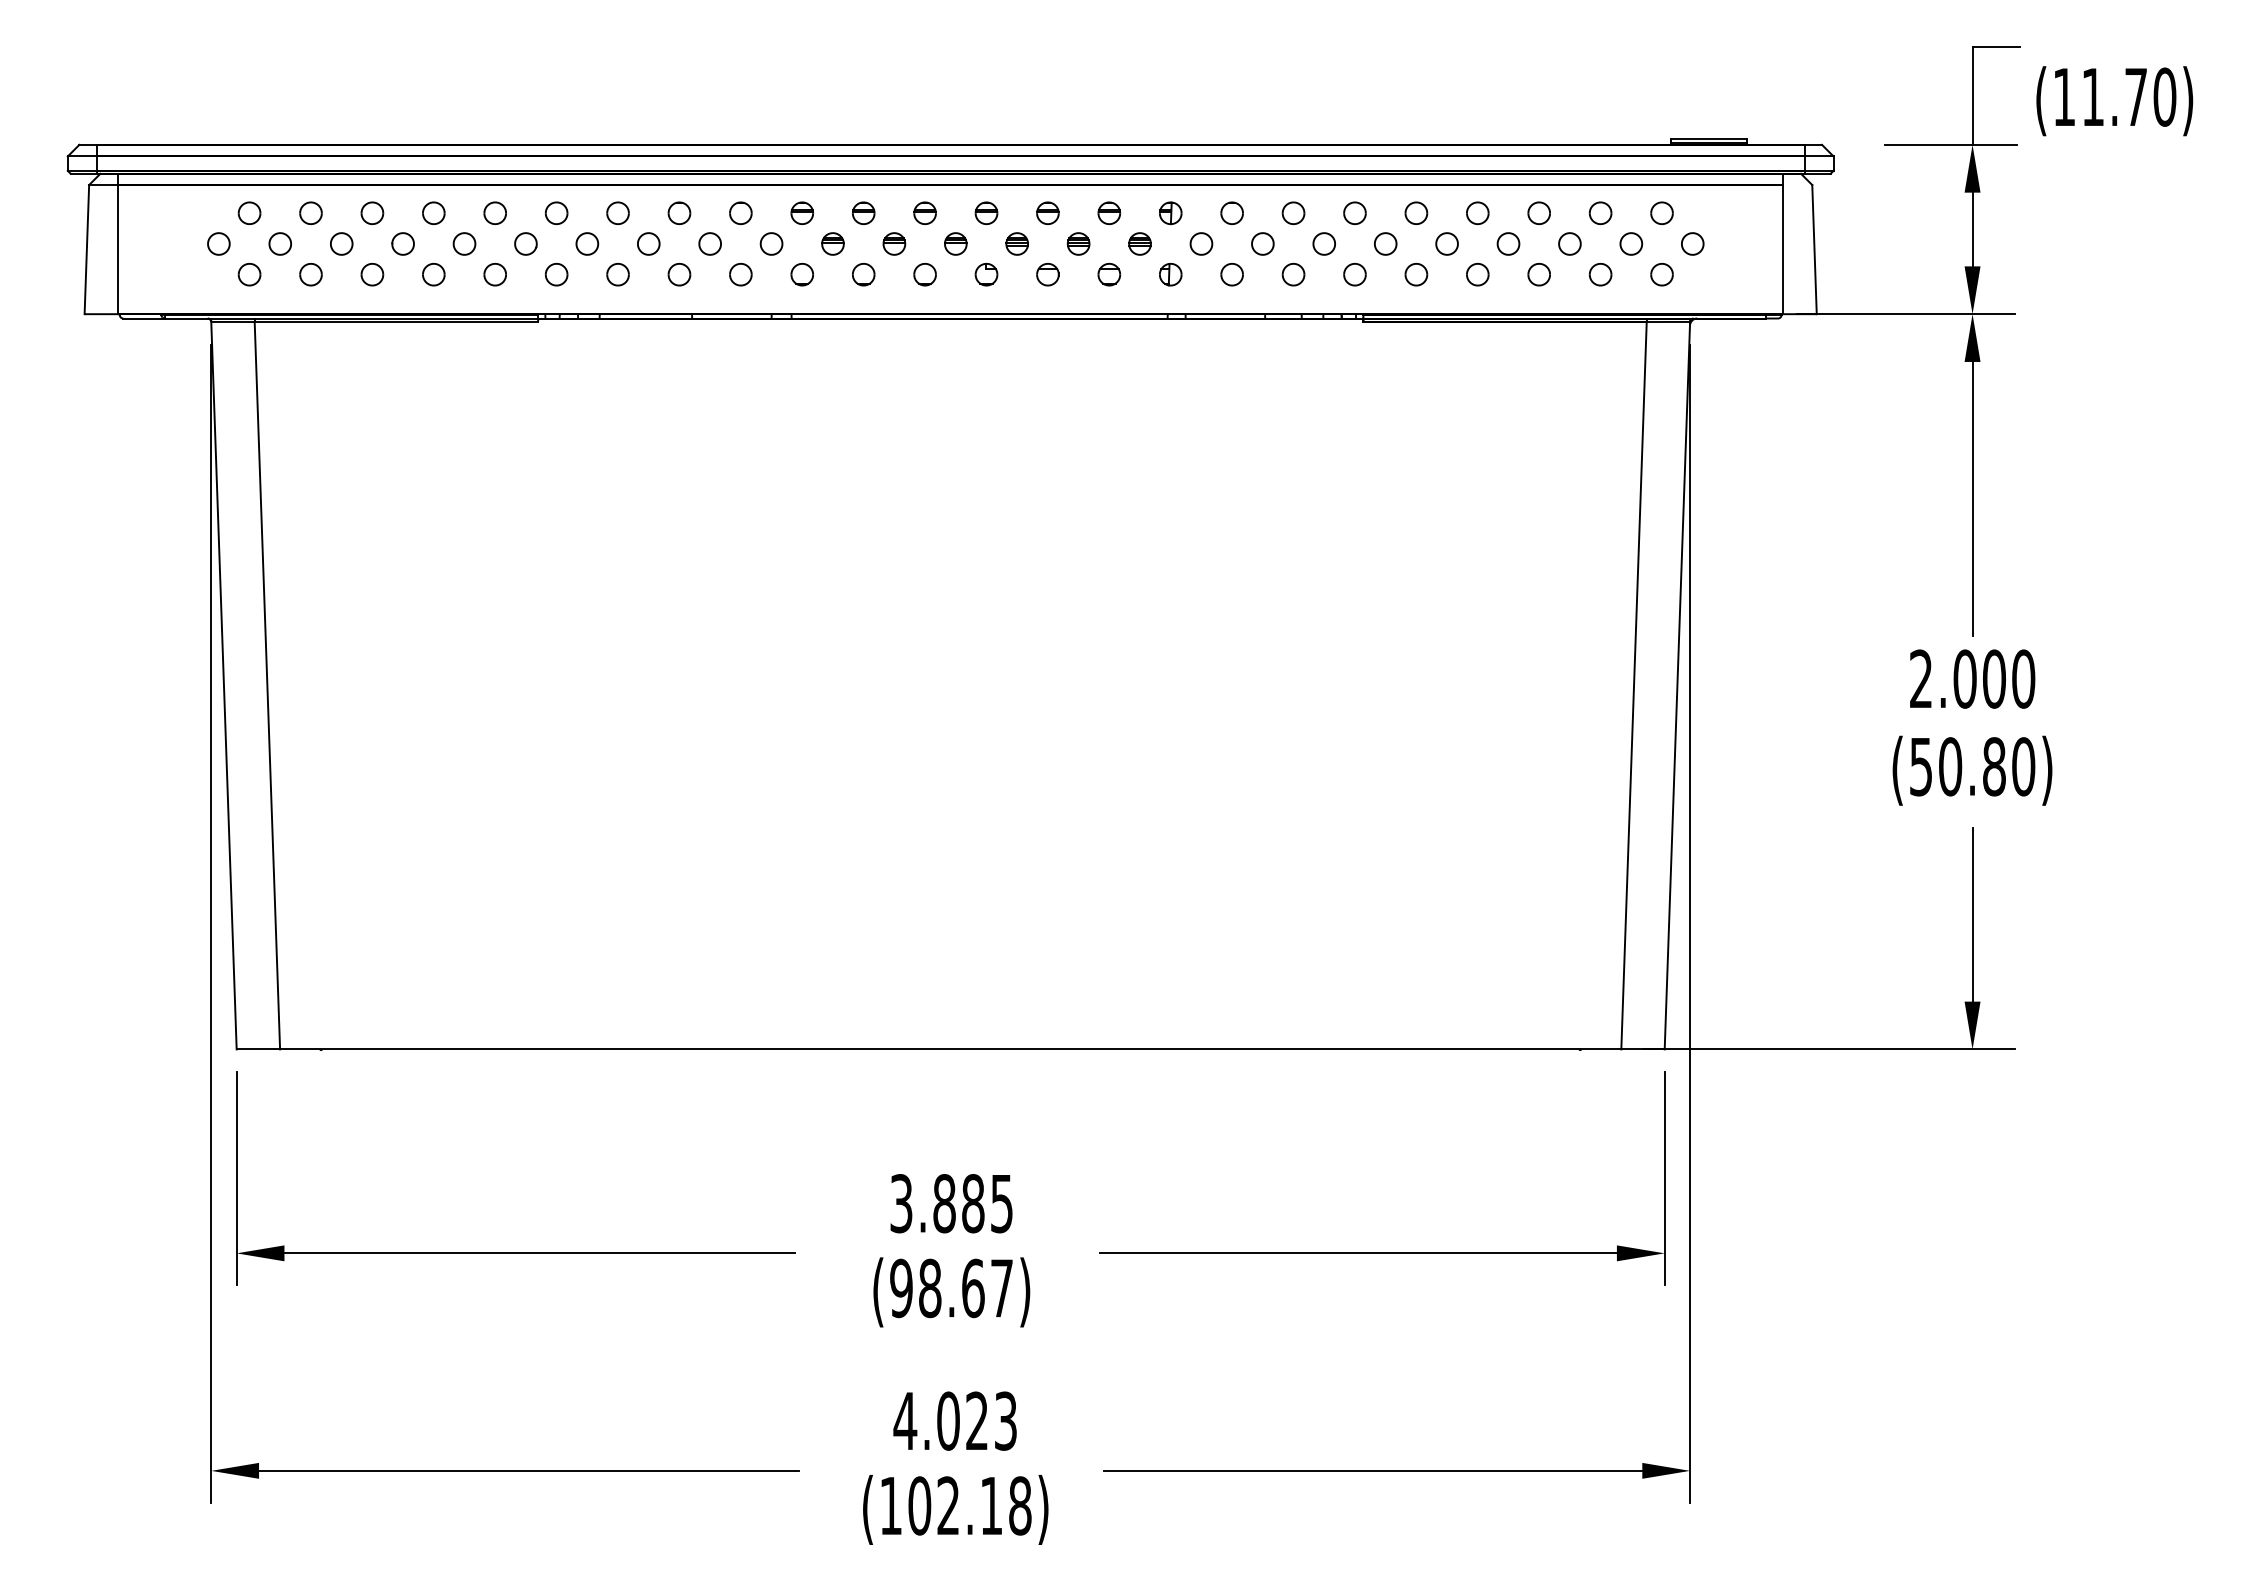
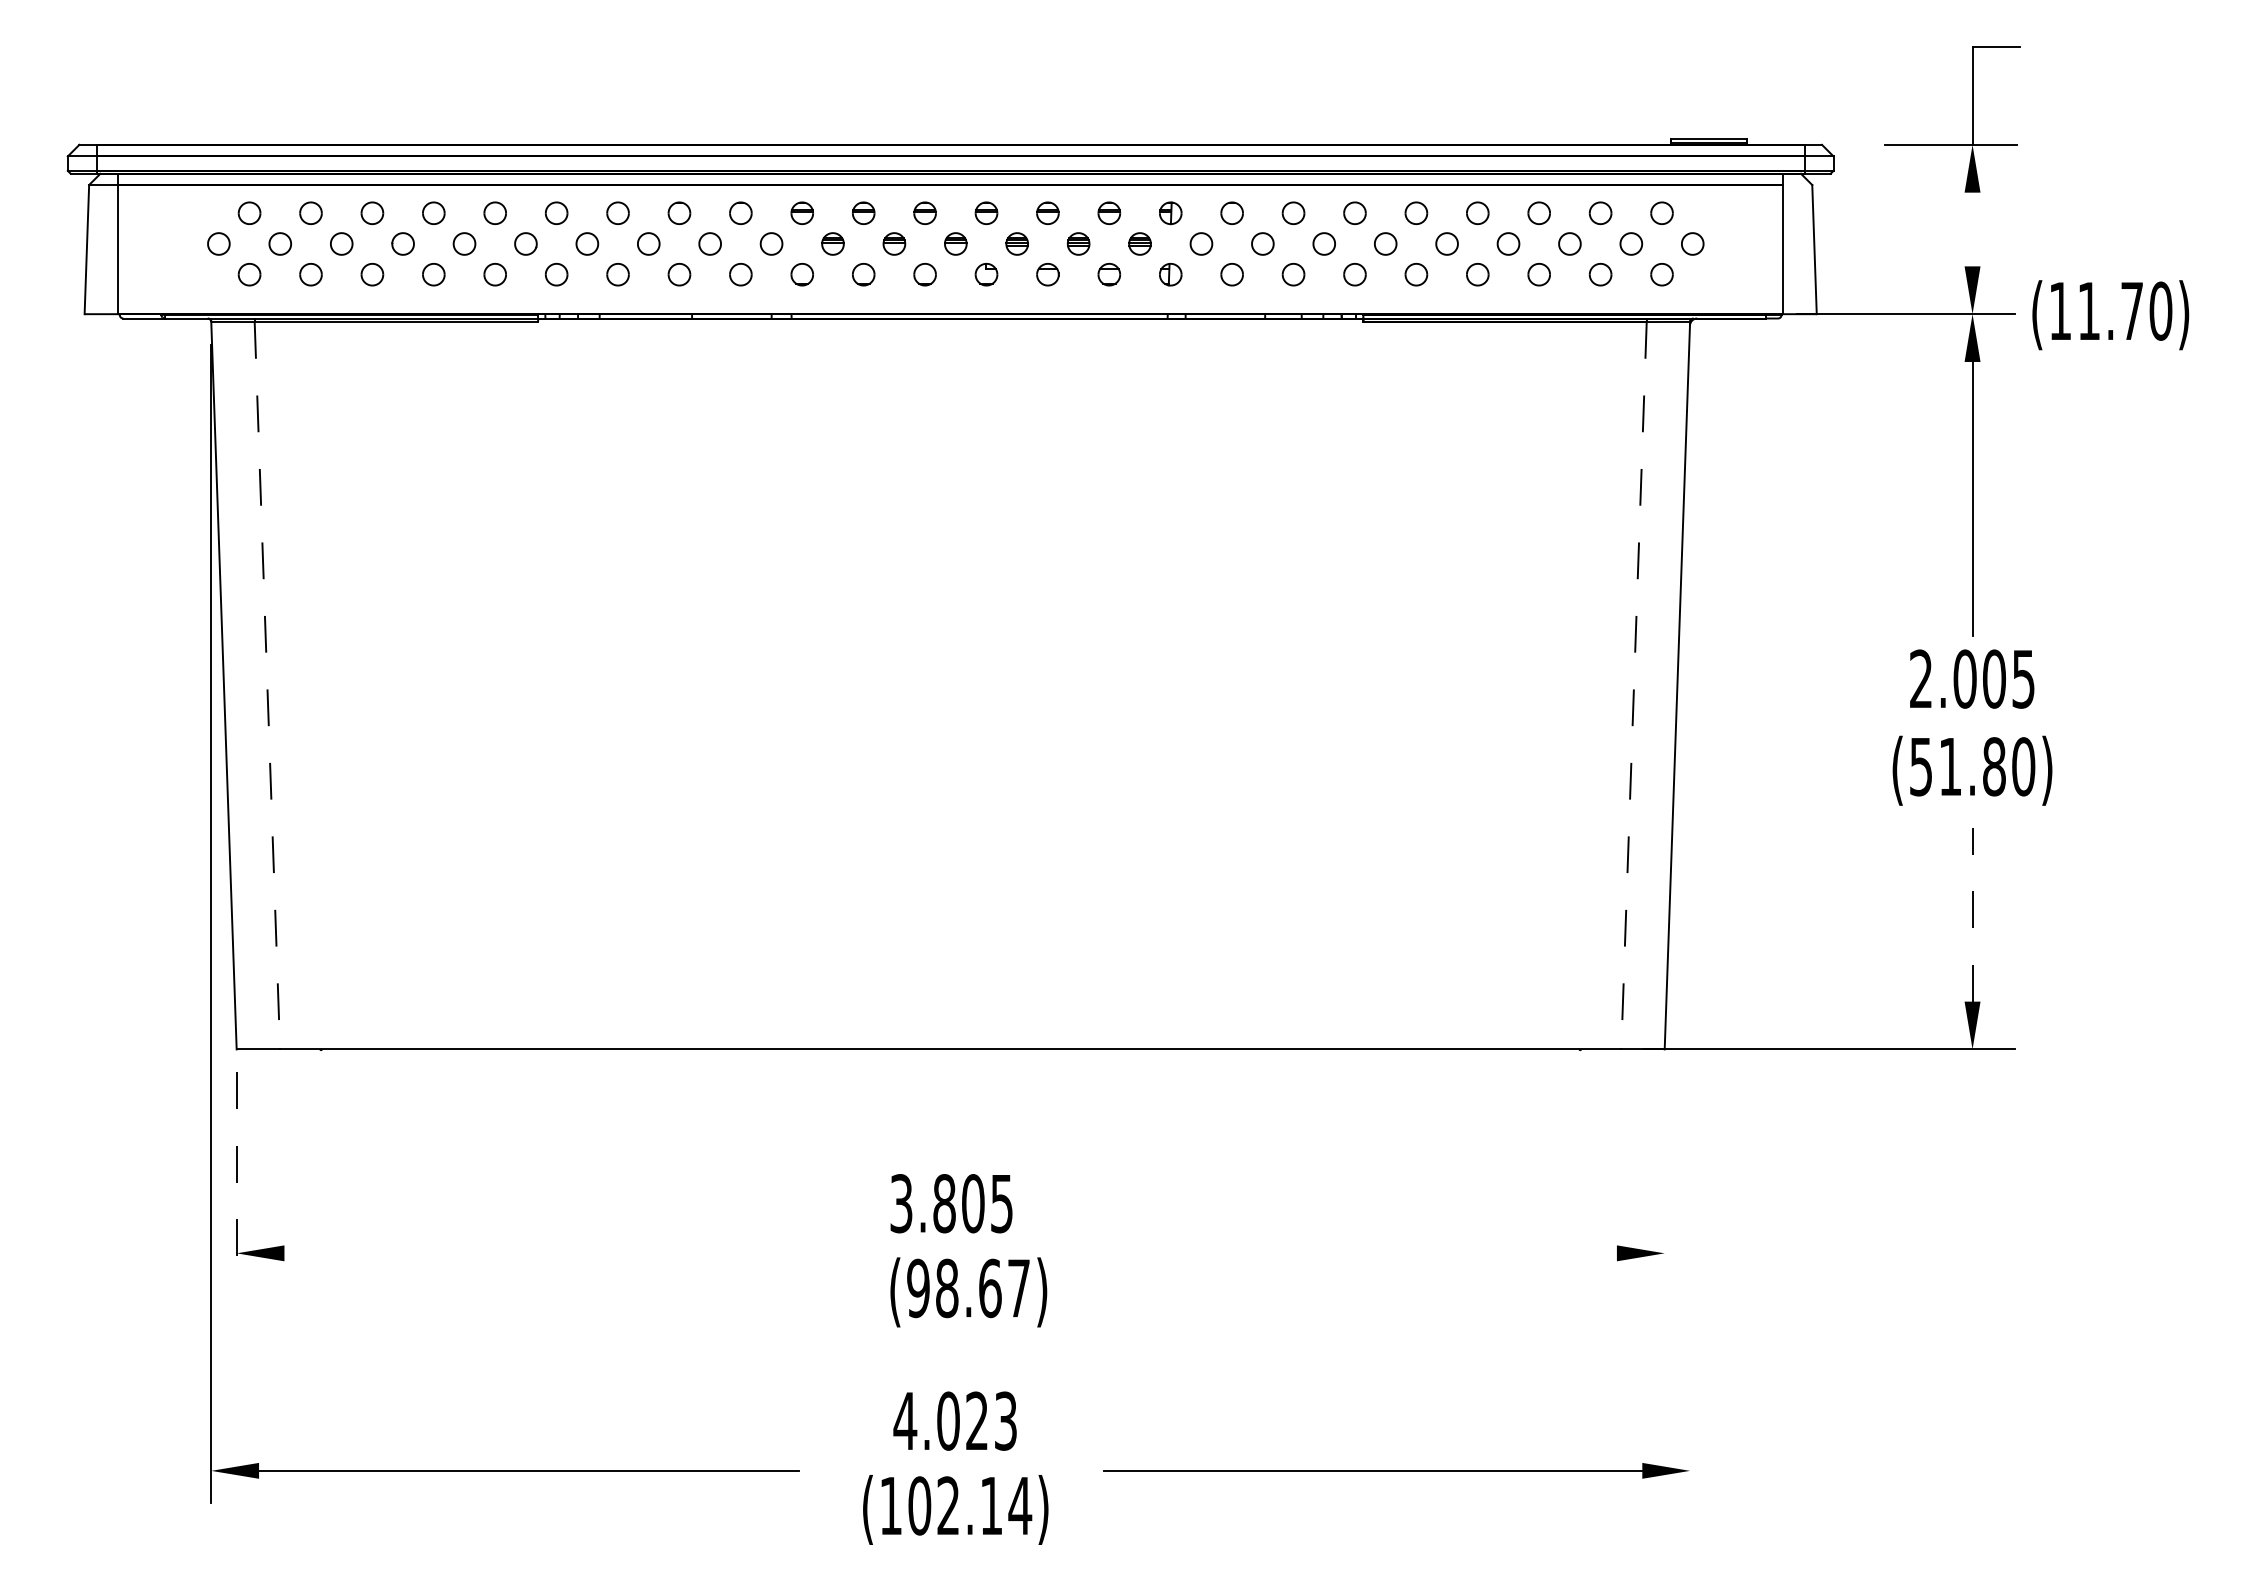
text position: (2114, 101) -> (2110, 315) (2110, 315)
line: present -> none (1972, 229)
text: 2.000 -> 2.005 (2023, 678)
line: solid -> dashed (267, 685)
line: solid -> dashed (1634, 685)
text: (50.80) -> (51.80) (1950, 766)
line: solid -> dashed (1972, 914)
line: present -> none (1690, 923)
line: solid -> dashed (236, 1178)
line: present -> none (1664, 1178)
text: 3.885 -> 3.805 (973, 1203)
line: present -> none (539, 1253)
line: present -> none (1358, 1253)
text position: (951, 1292) -> (968, 1292) (968, 1292)
text: (102.18) -> (102.14) (1020, 1505)
